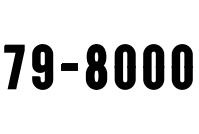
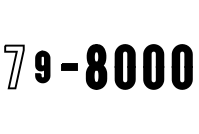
fill: present -> none (14, 66)
part size: 22x46 px -> 16x34 px (42, 66)
